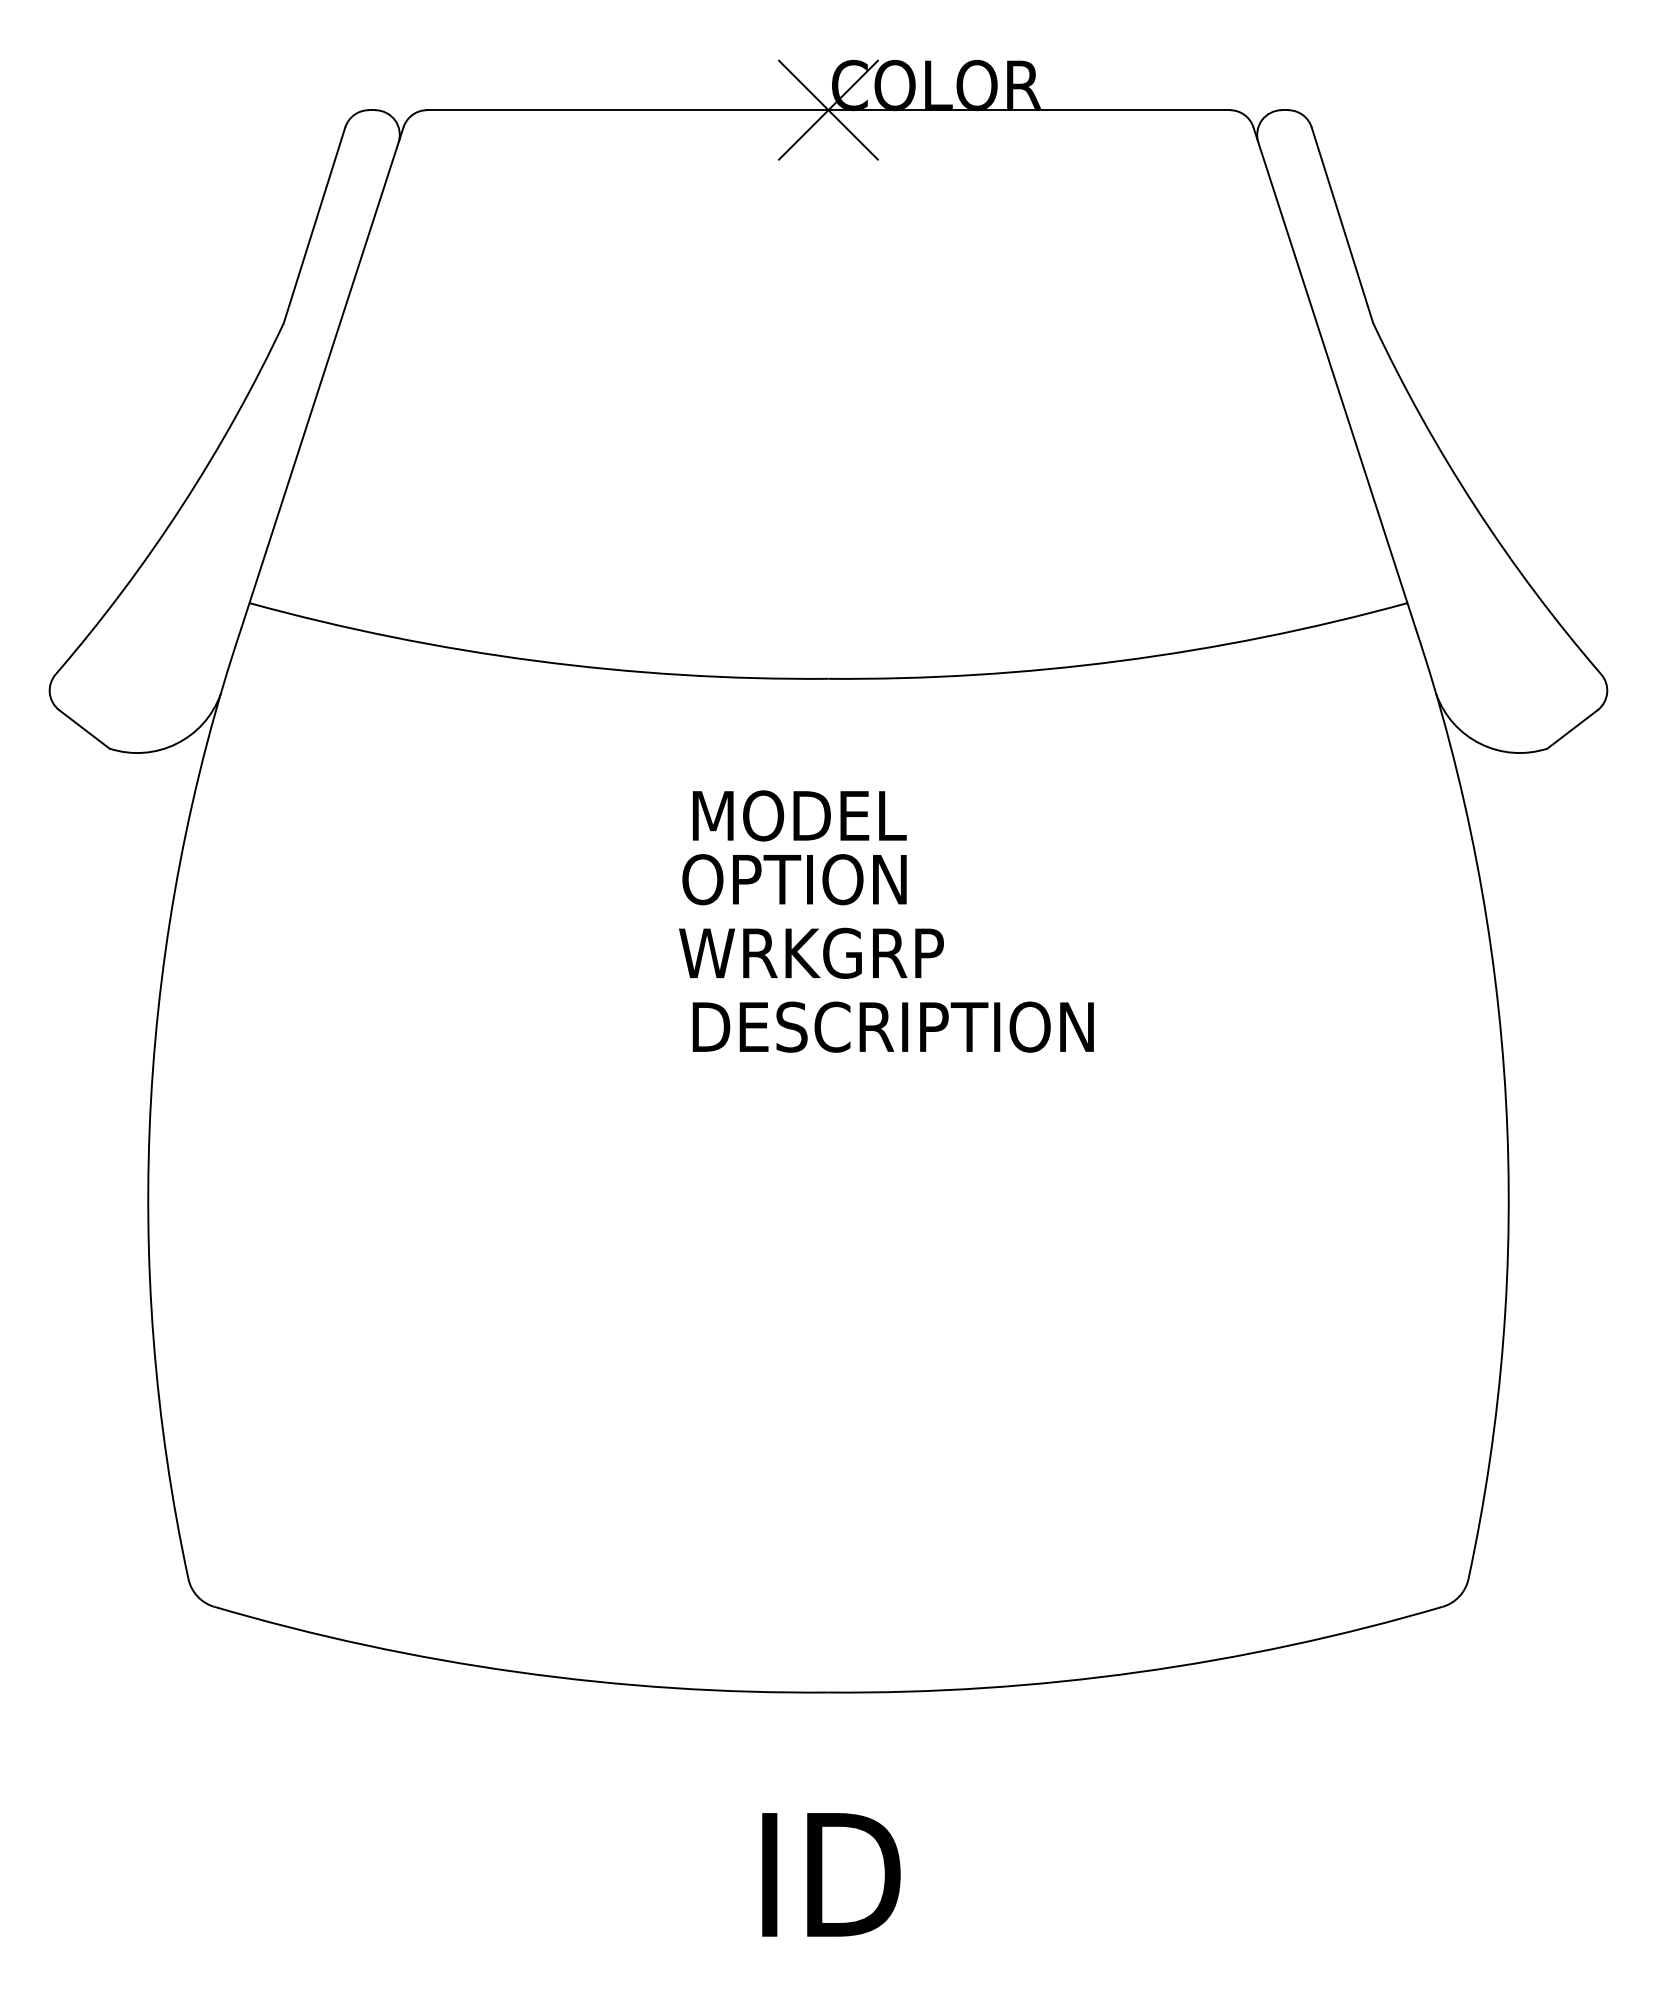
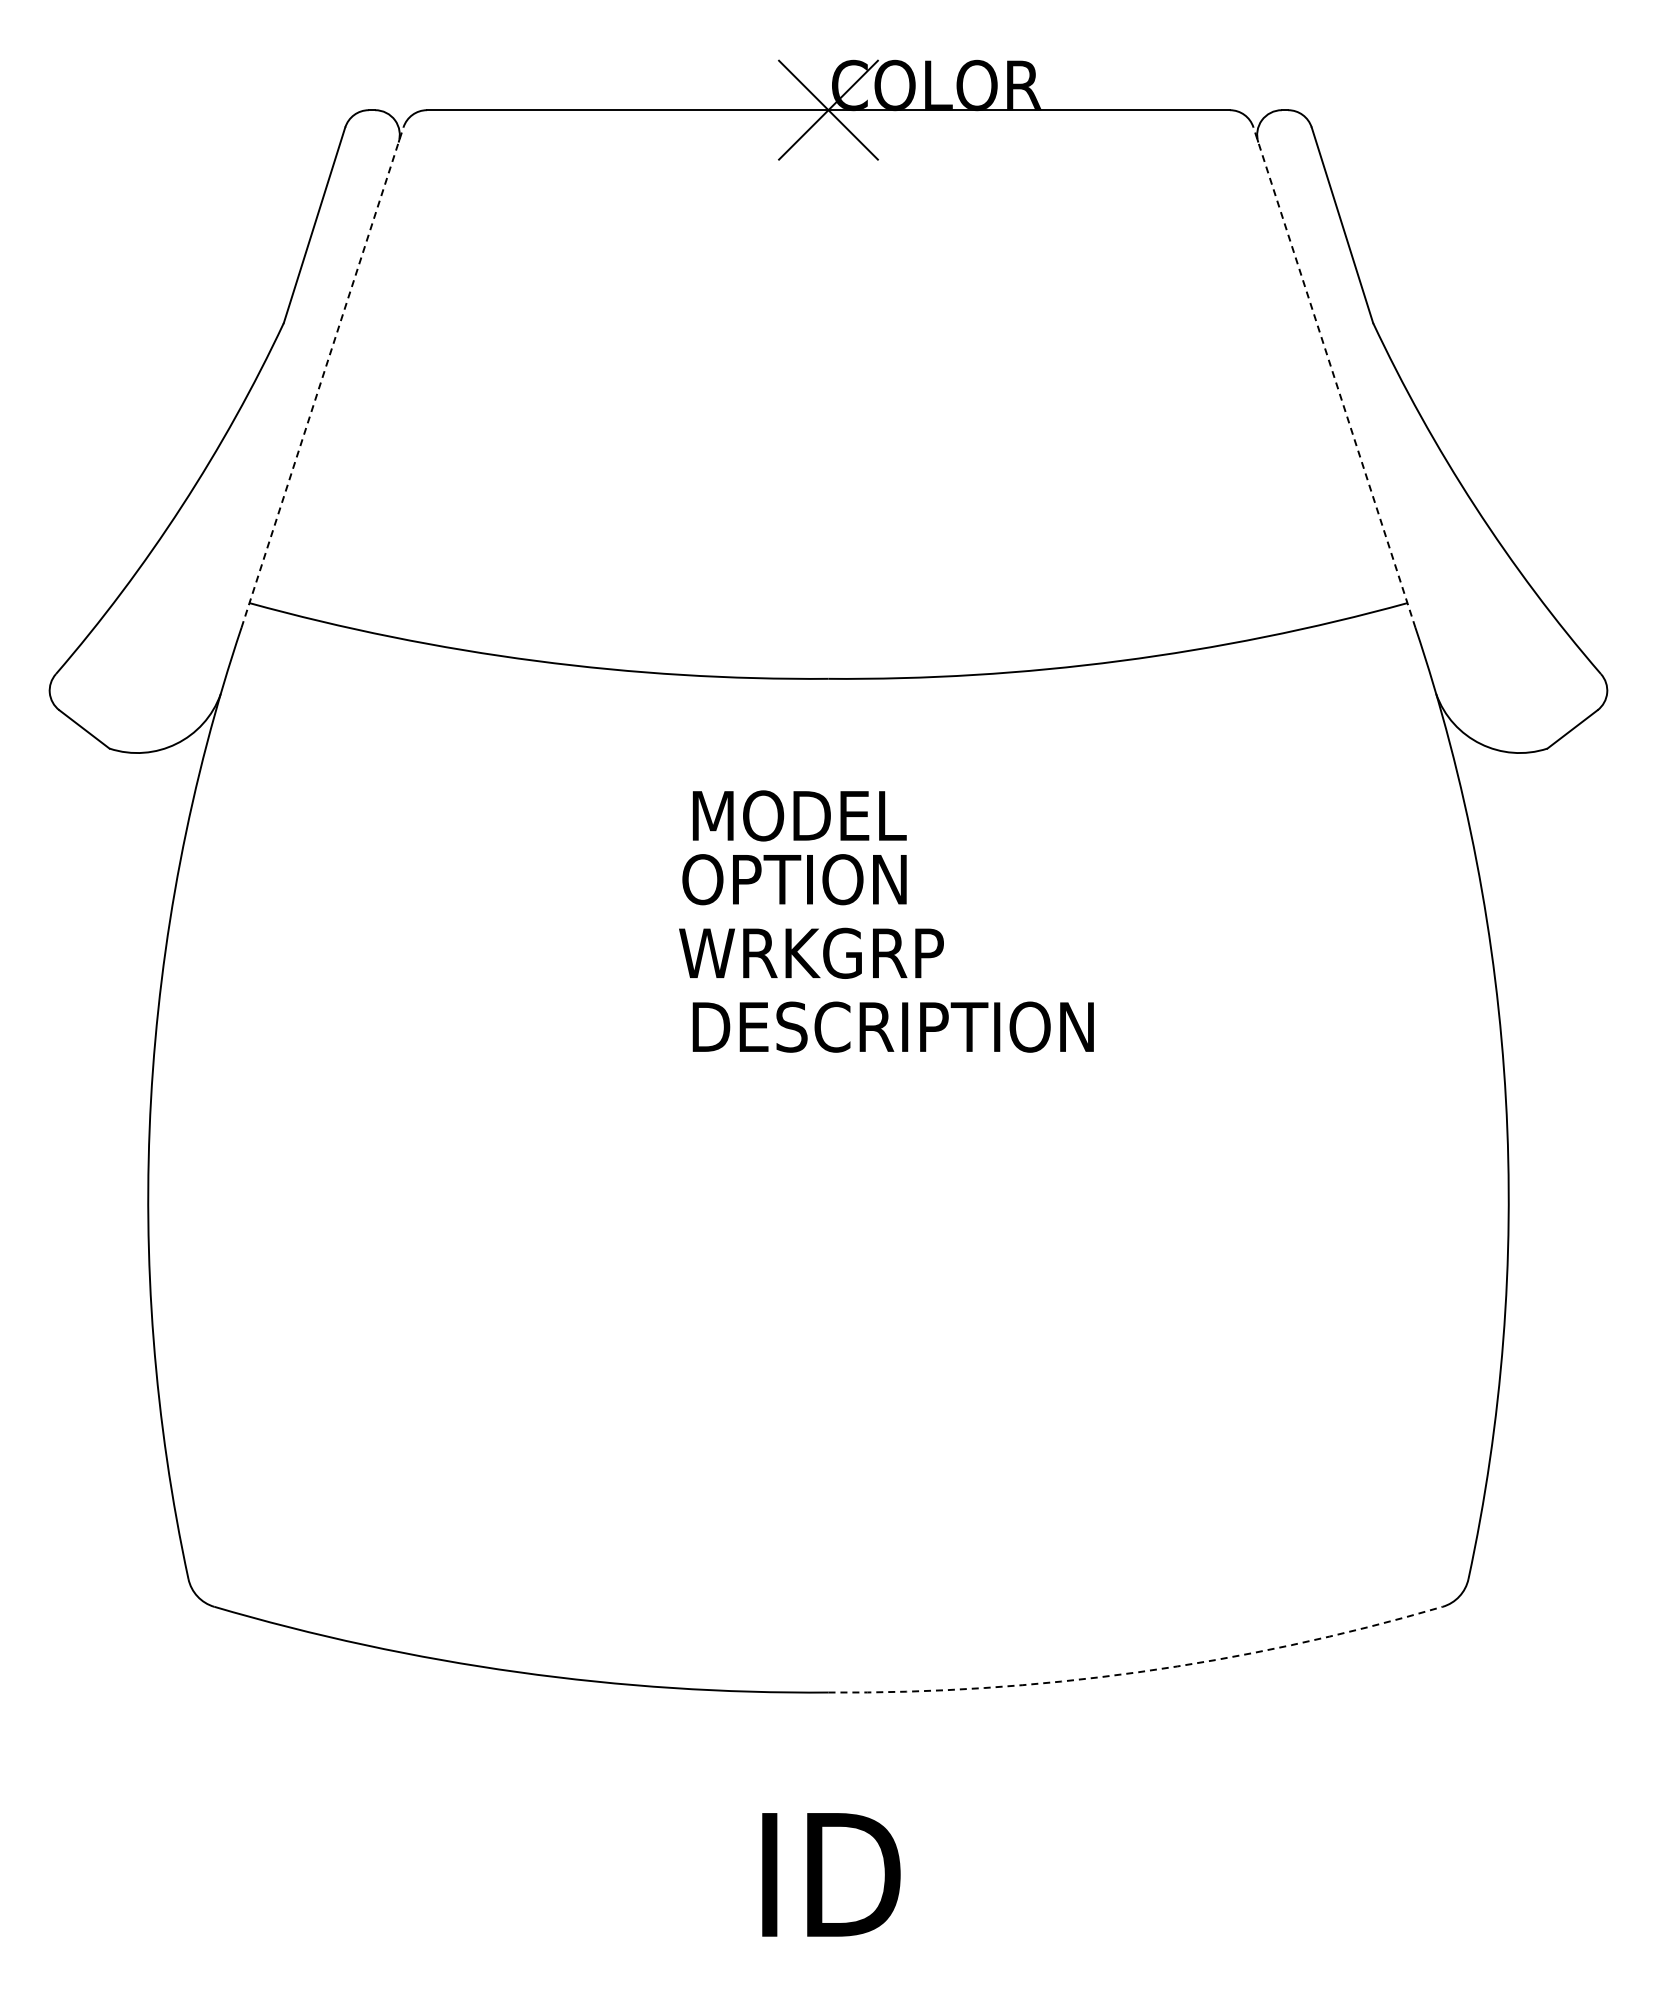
line: solid -> dashed (322, 377)
line: solid -> dashed (1334, 377)
arc: solid -> dashed (1138, 1672)
